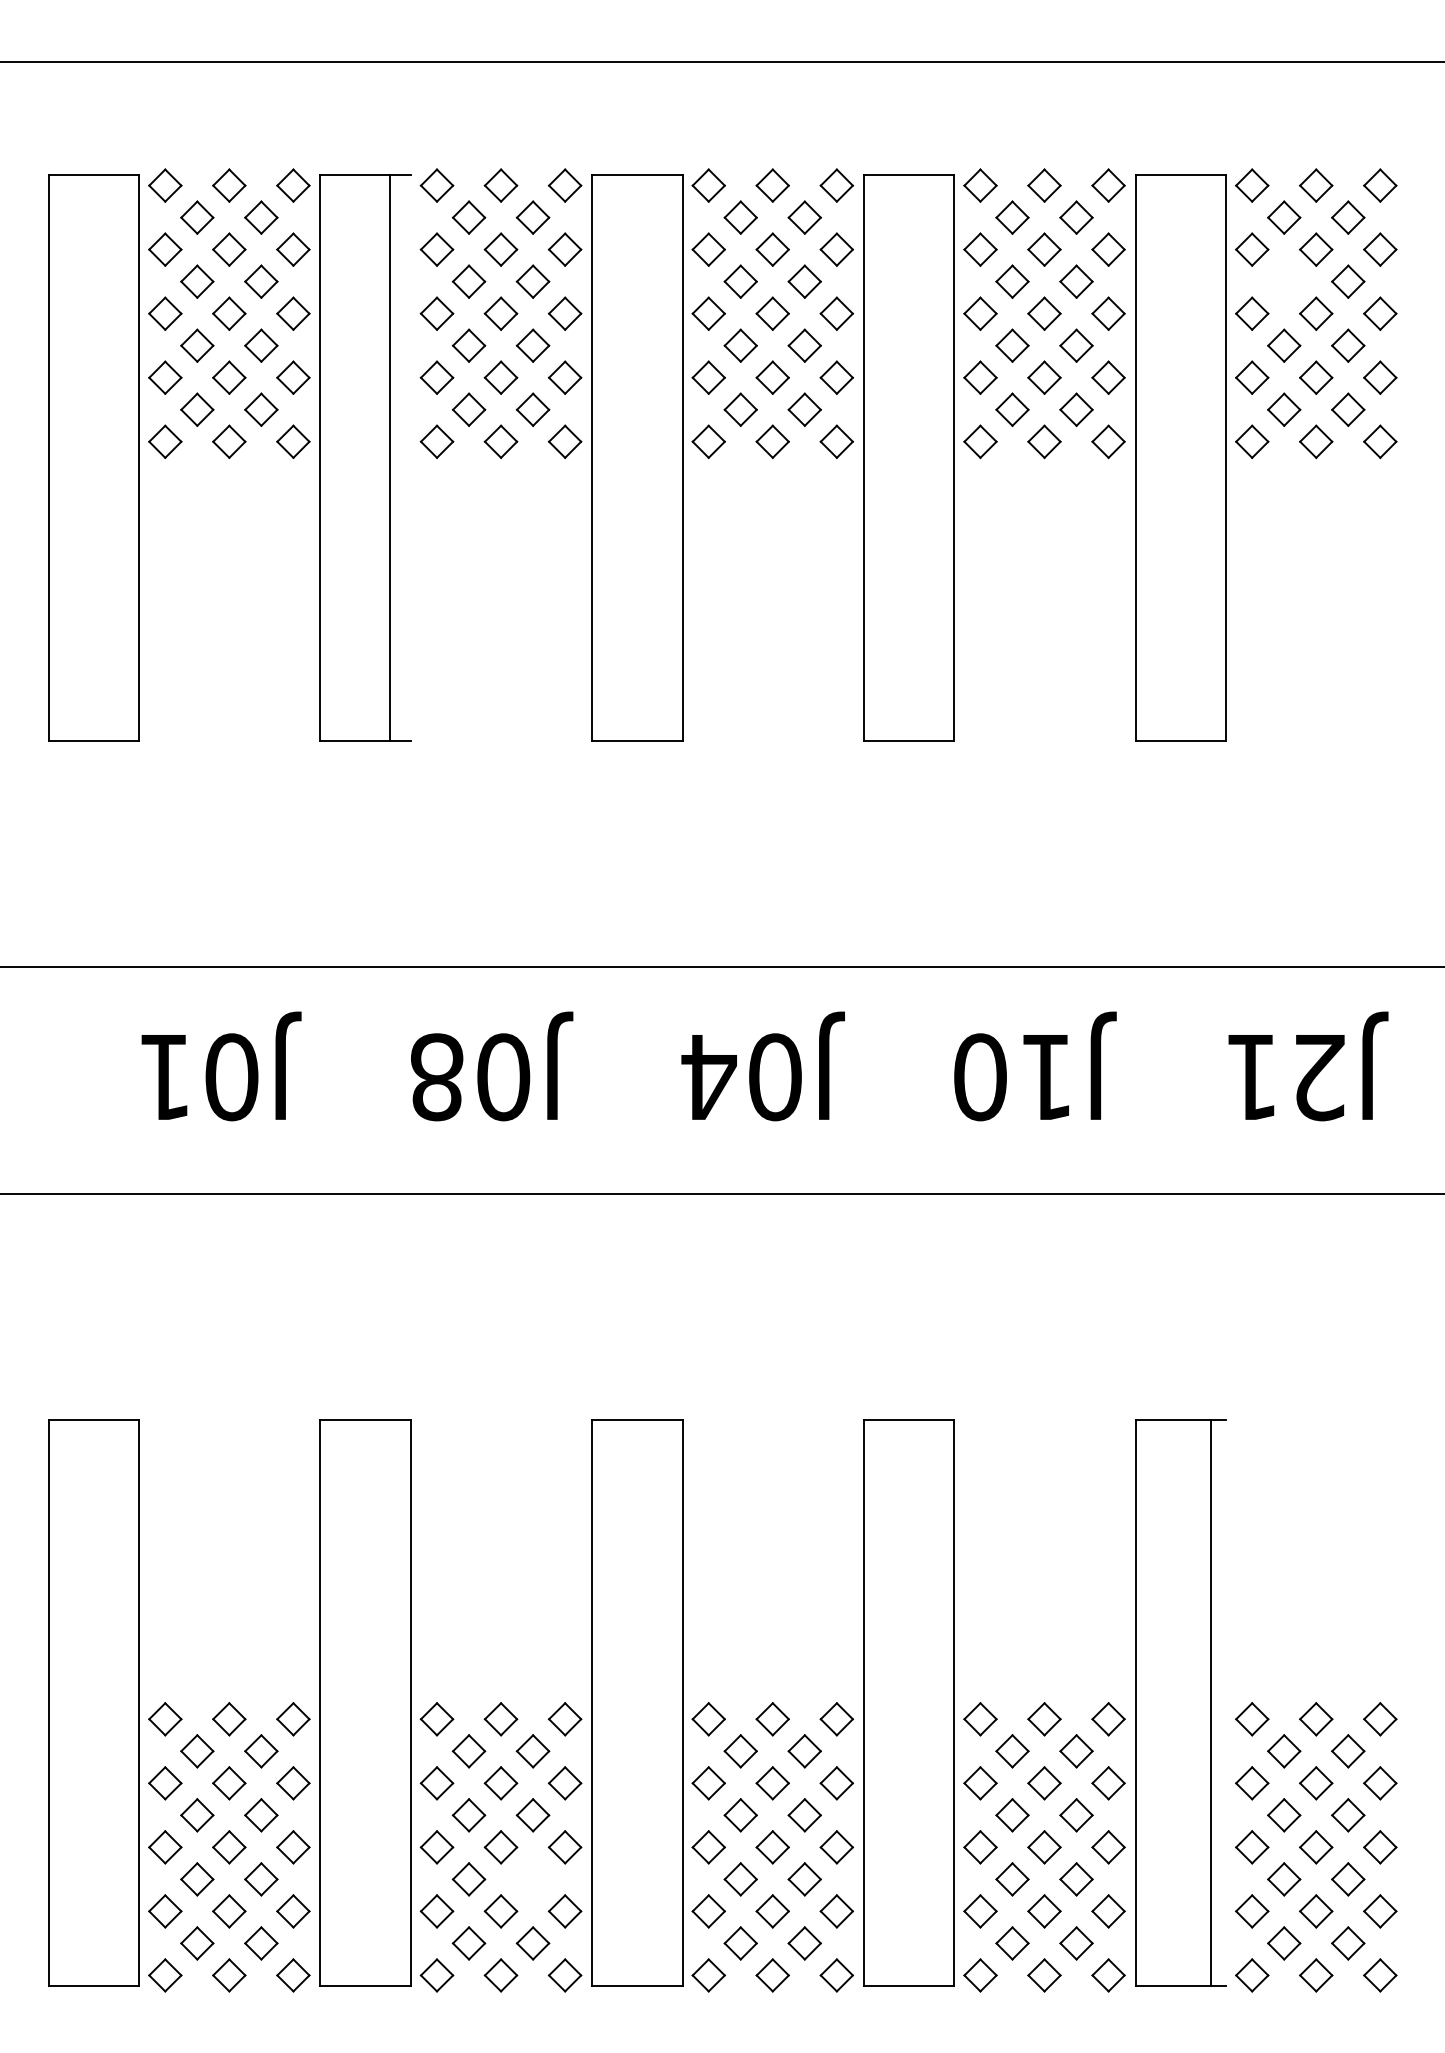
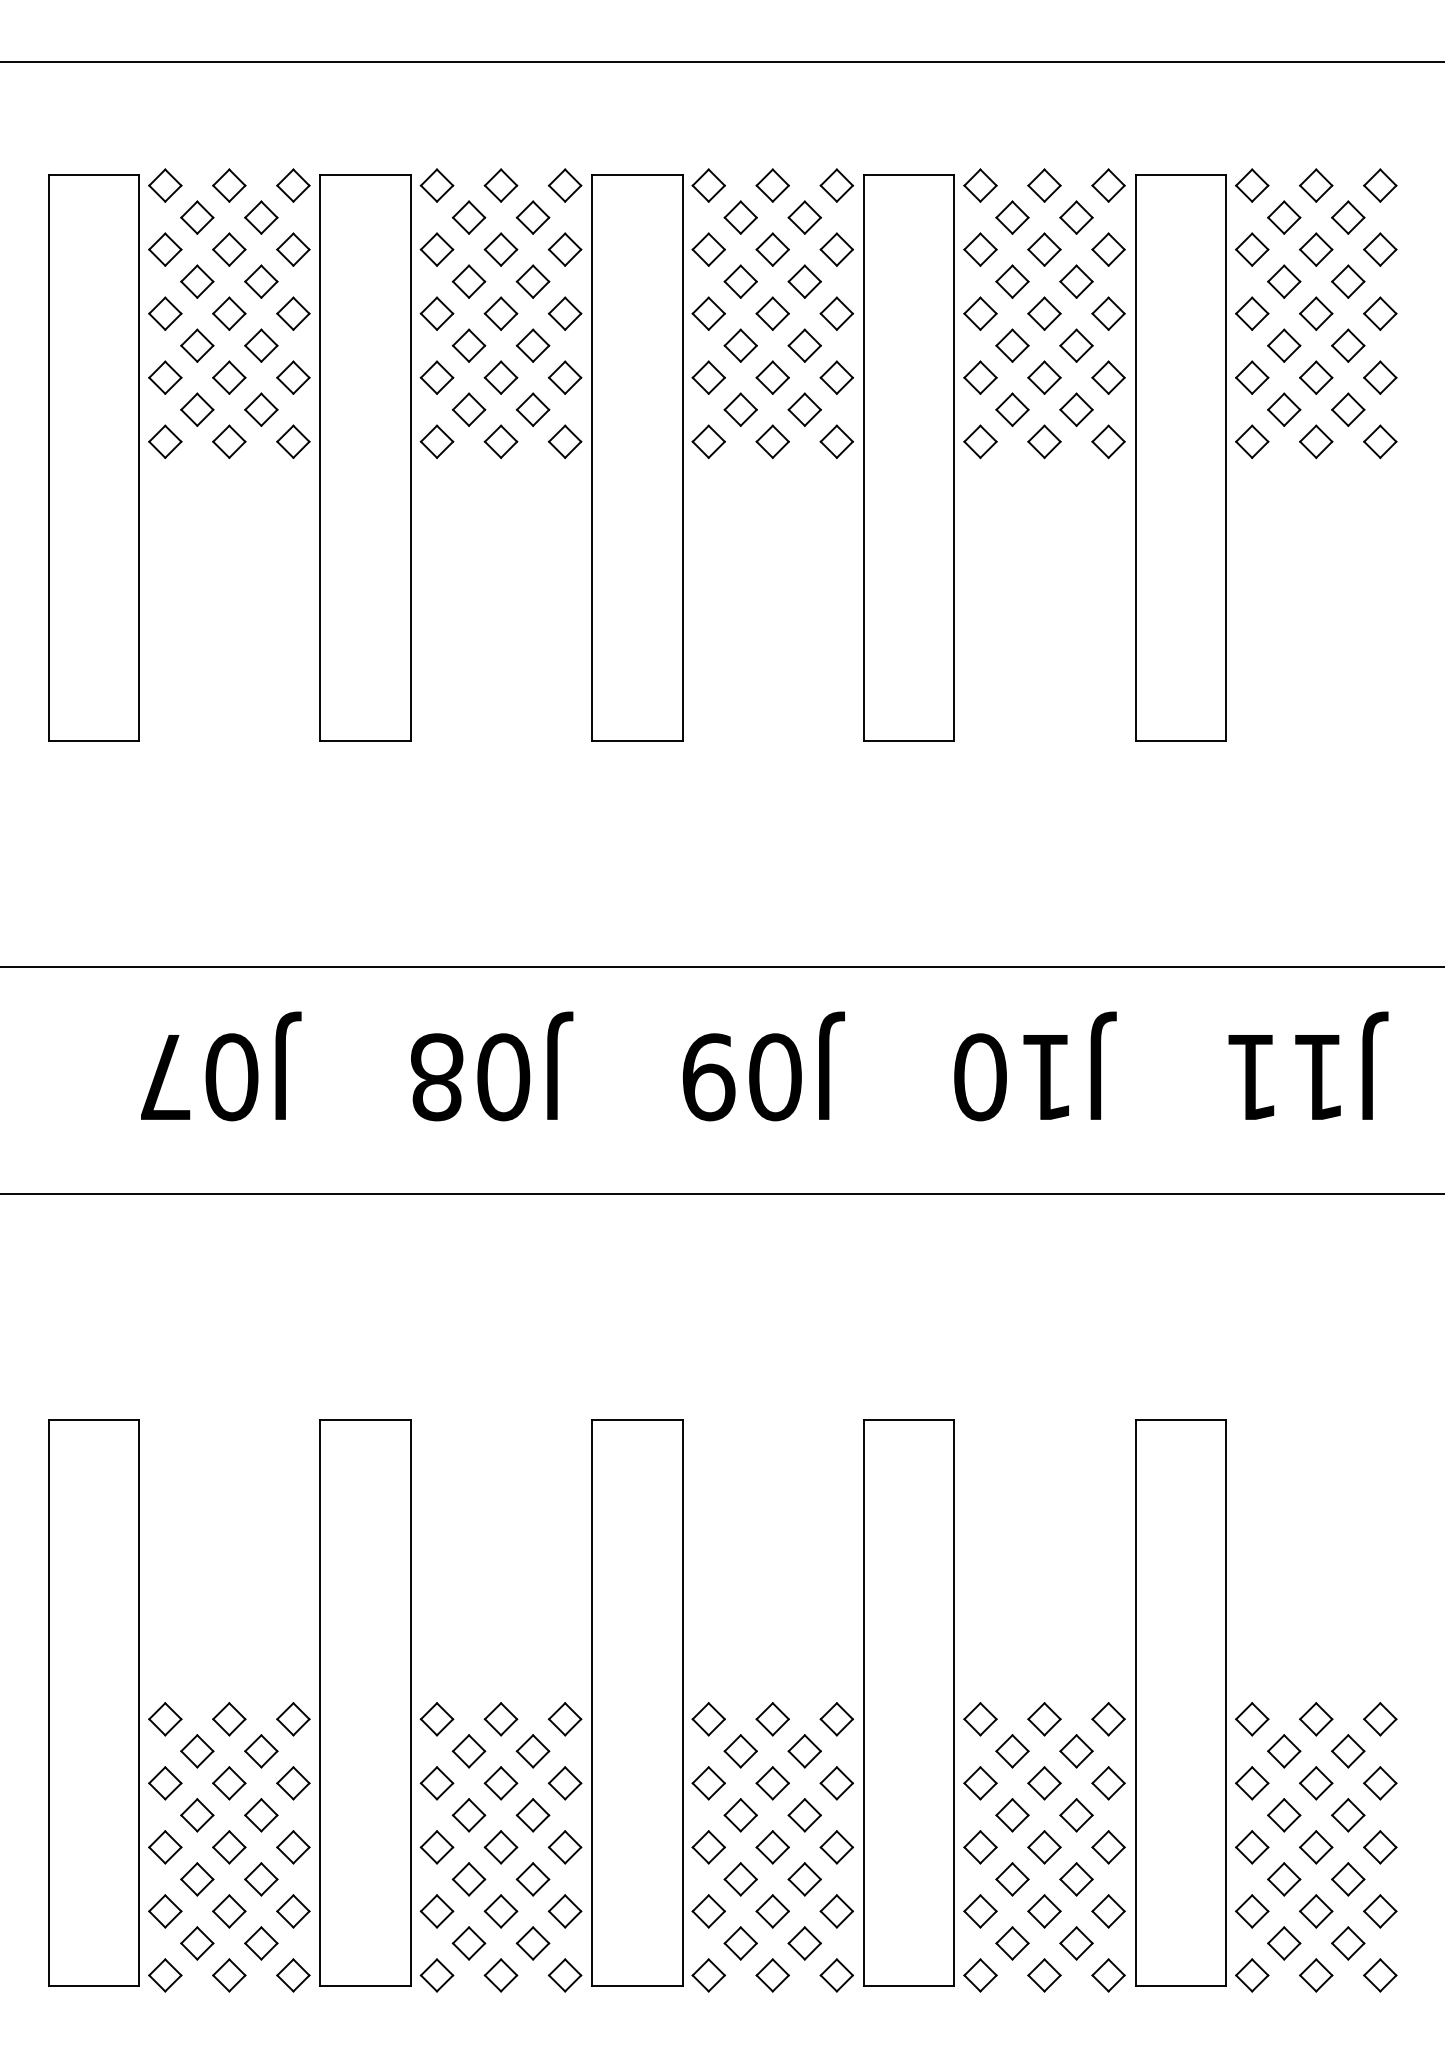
part: none -> present (1284, 281)
line position: (389, 457) -> (410, 457) (410, 457)
text: J01 -> J07 (165, 1077)
text: J04 -> J09 (708, 1077)
text: J21 -> J11 (1319, 1078)
line position: (1211, 1703) -> (1226, 1703) (1226, 1703)
part: none -> present (532, 1879)
